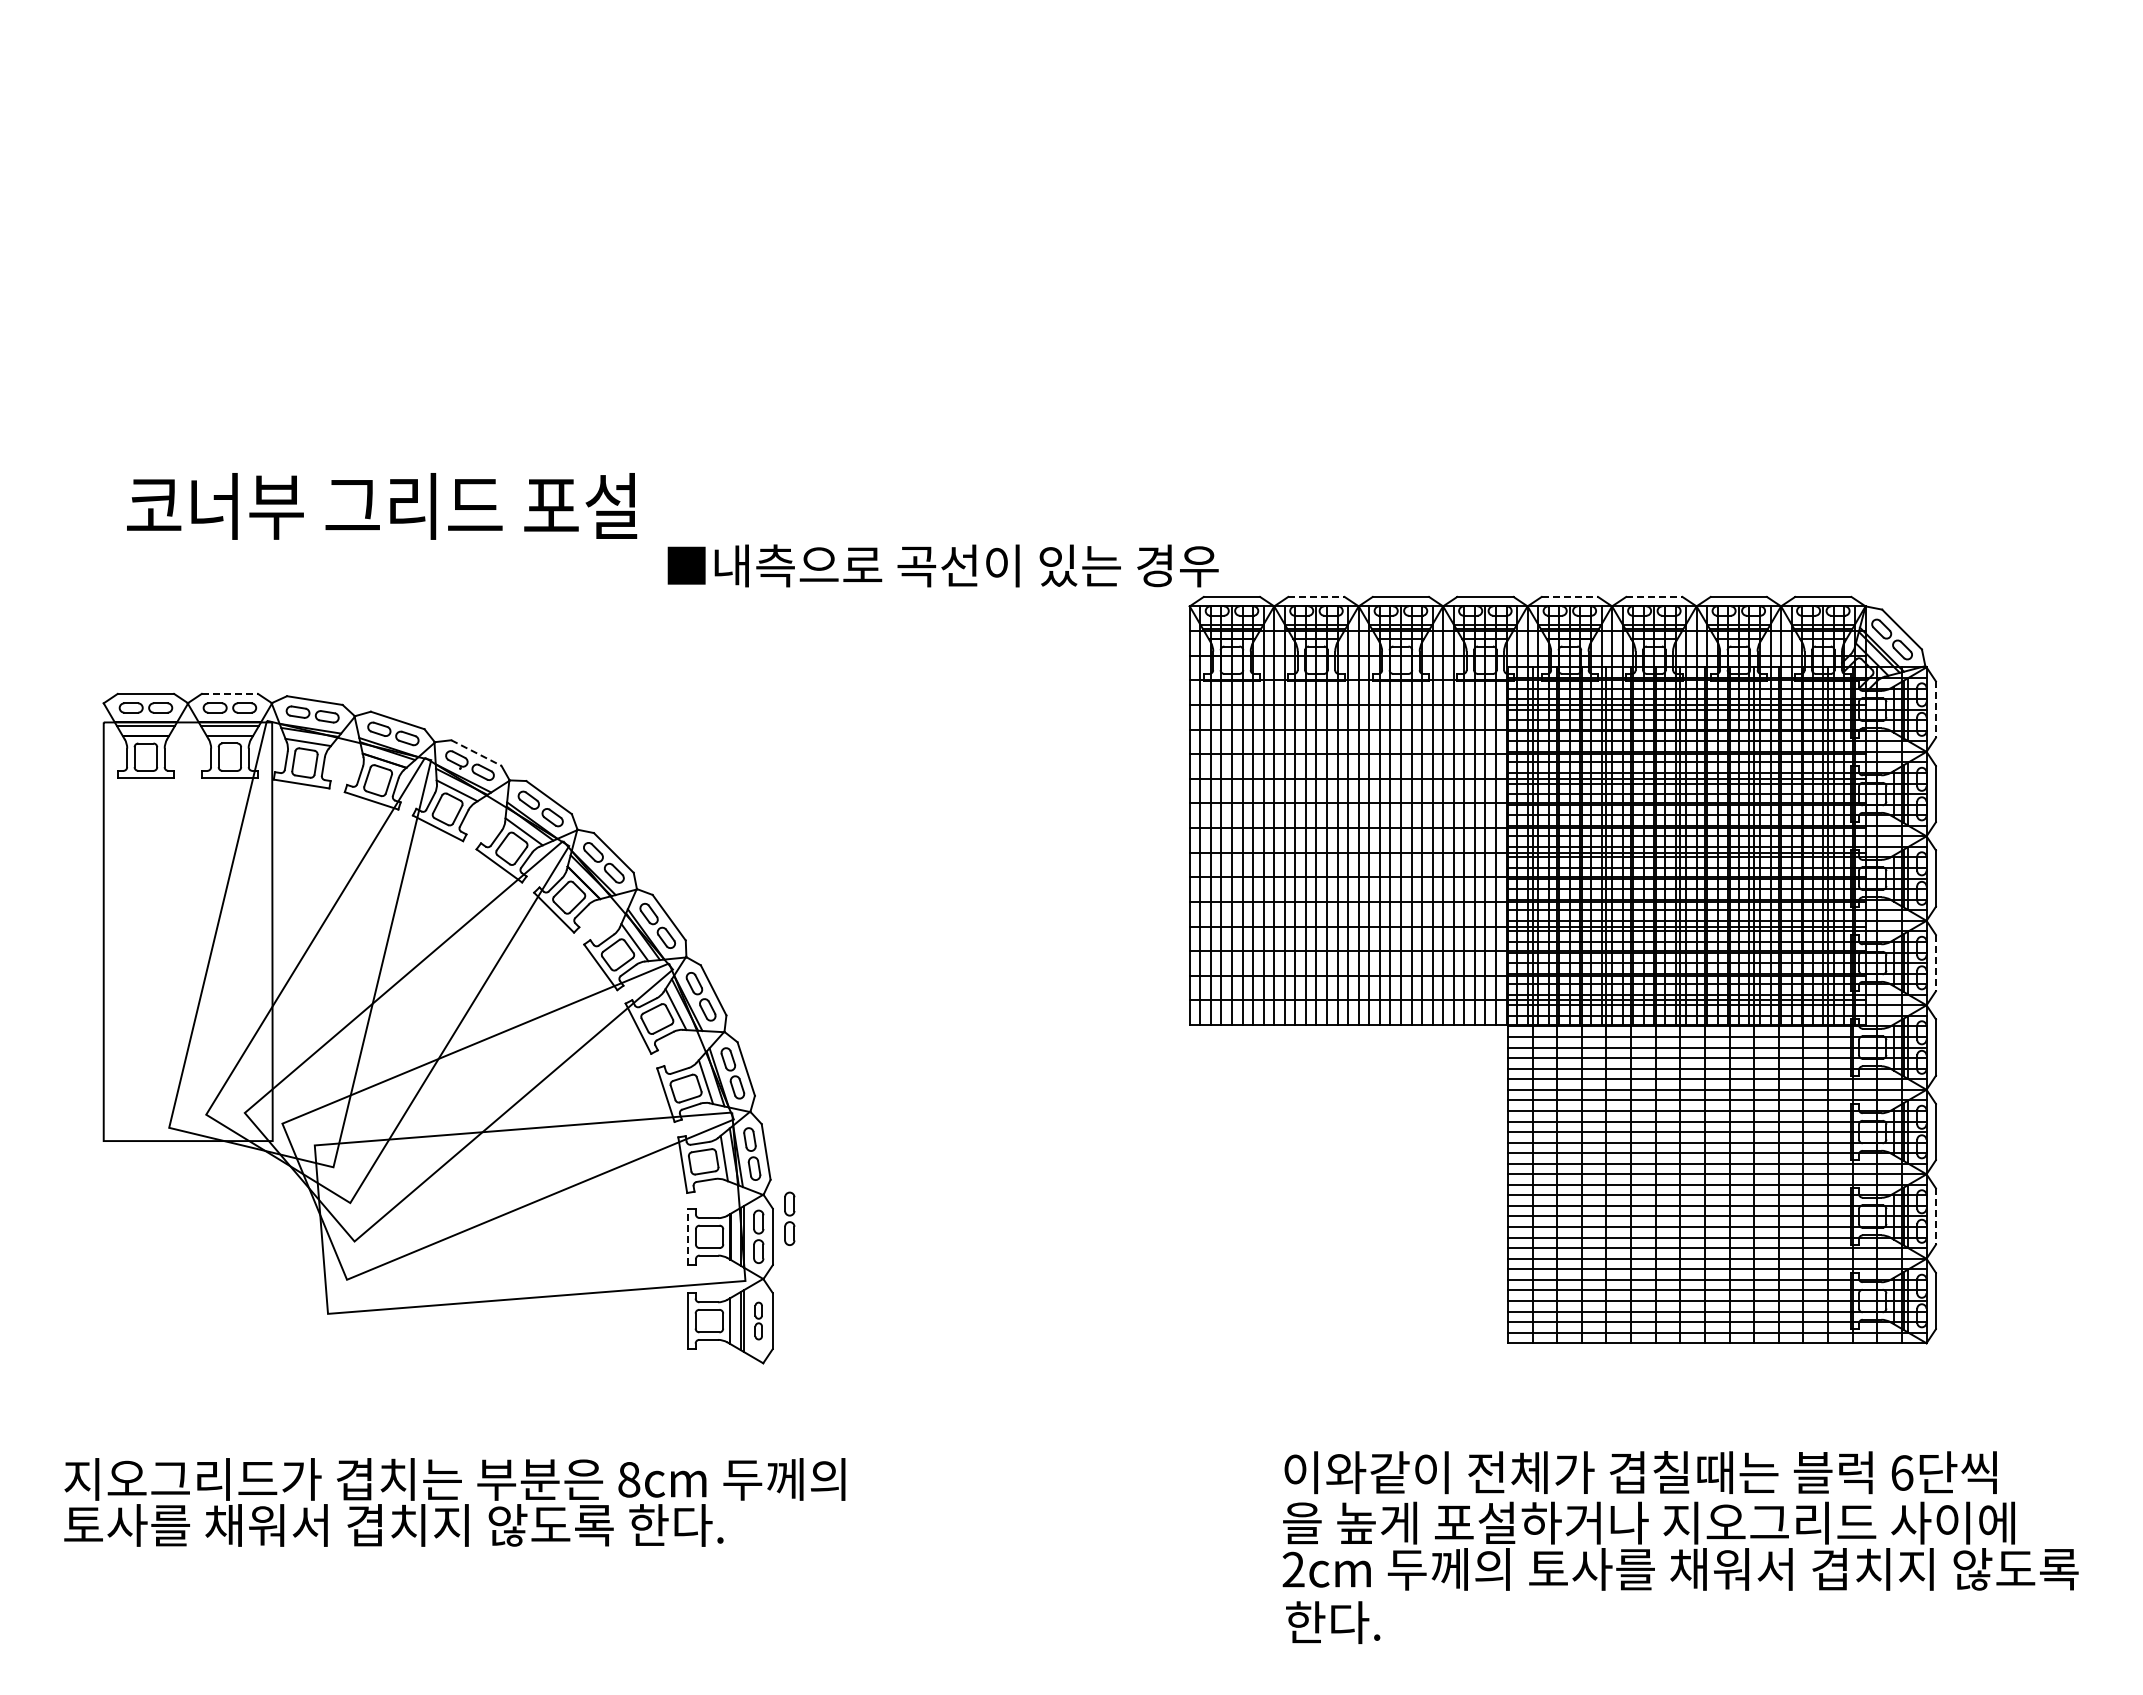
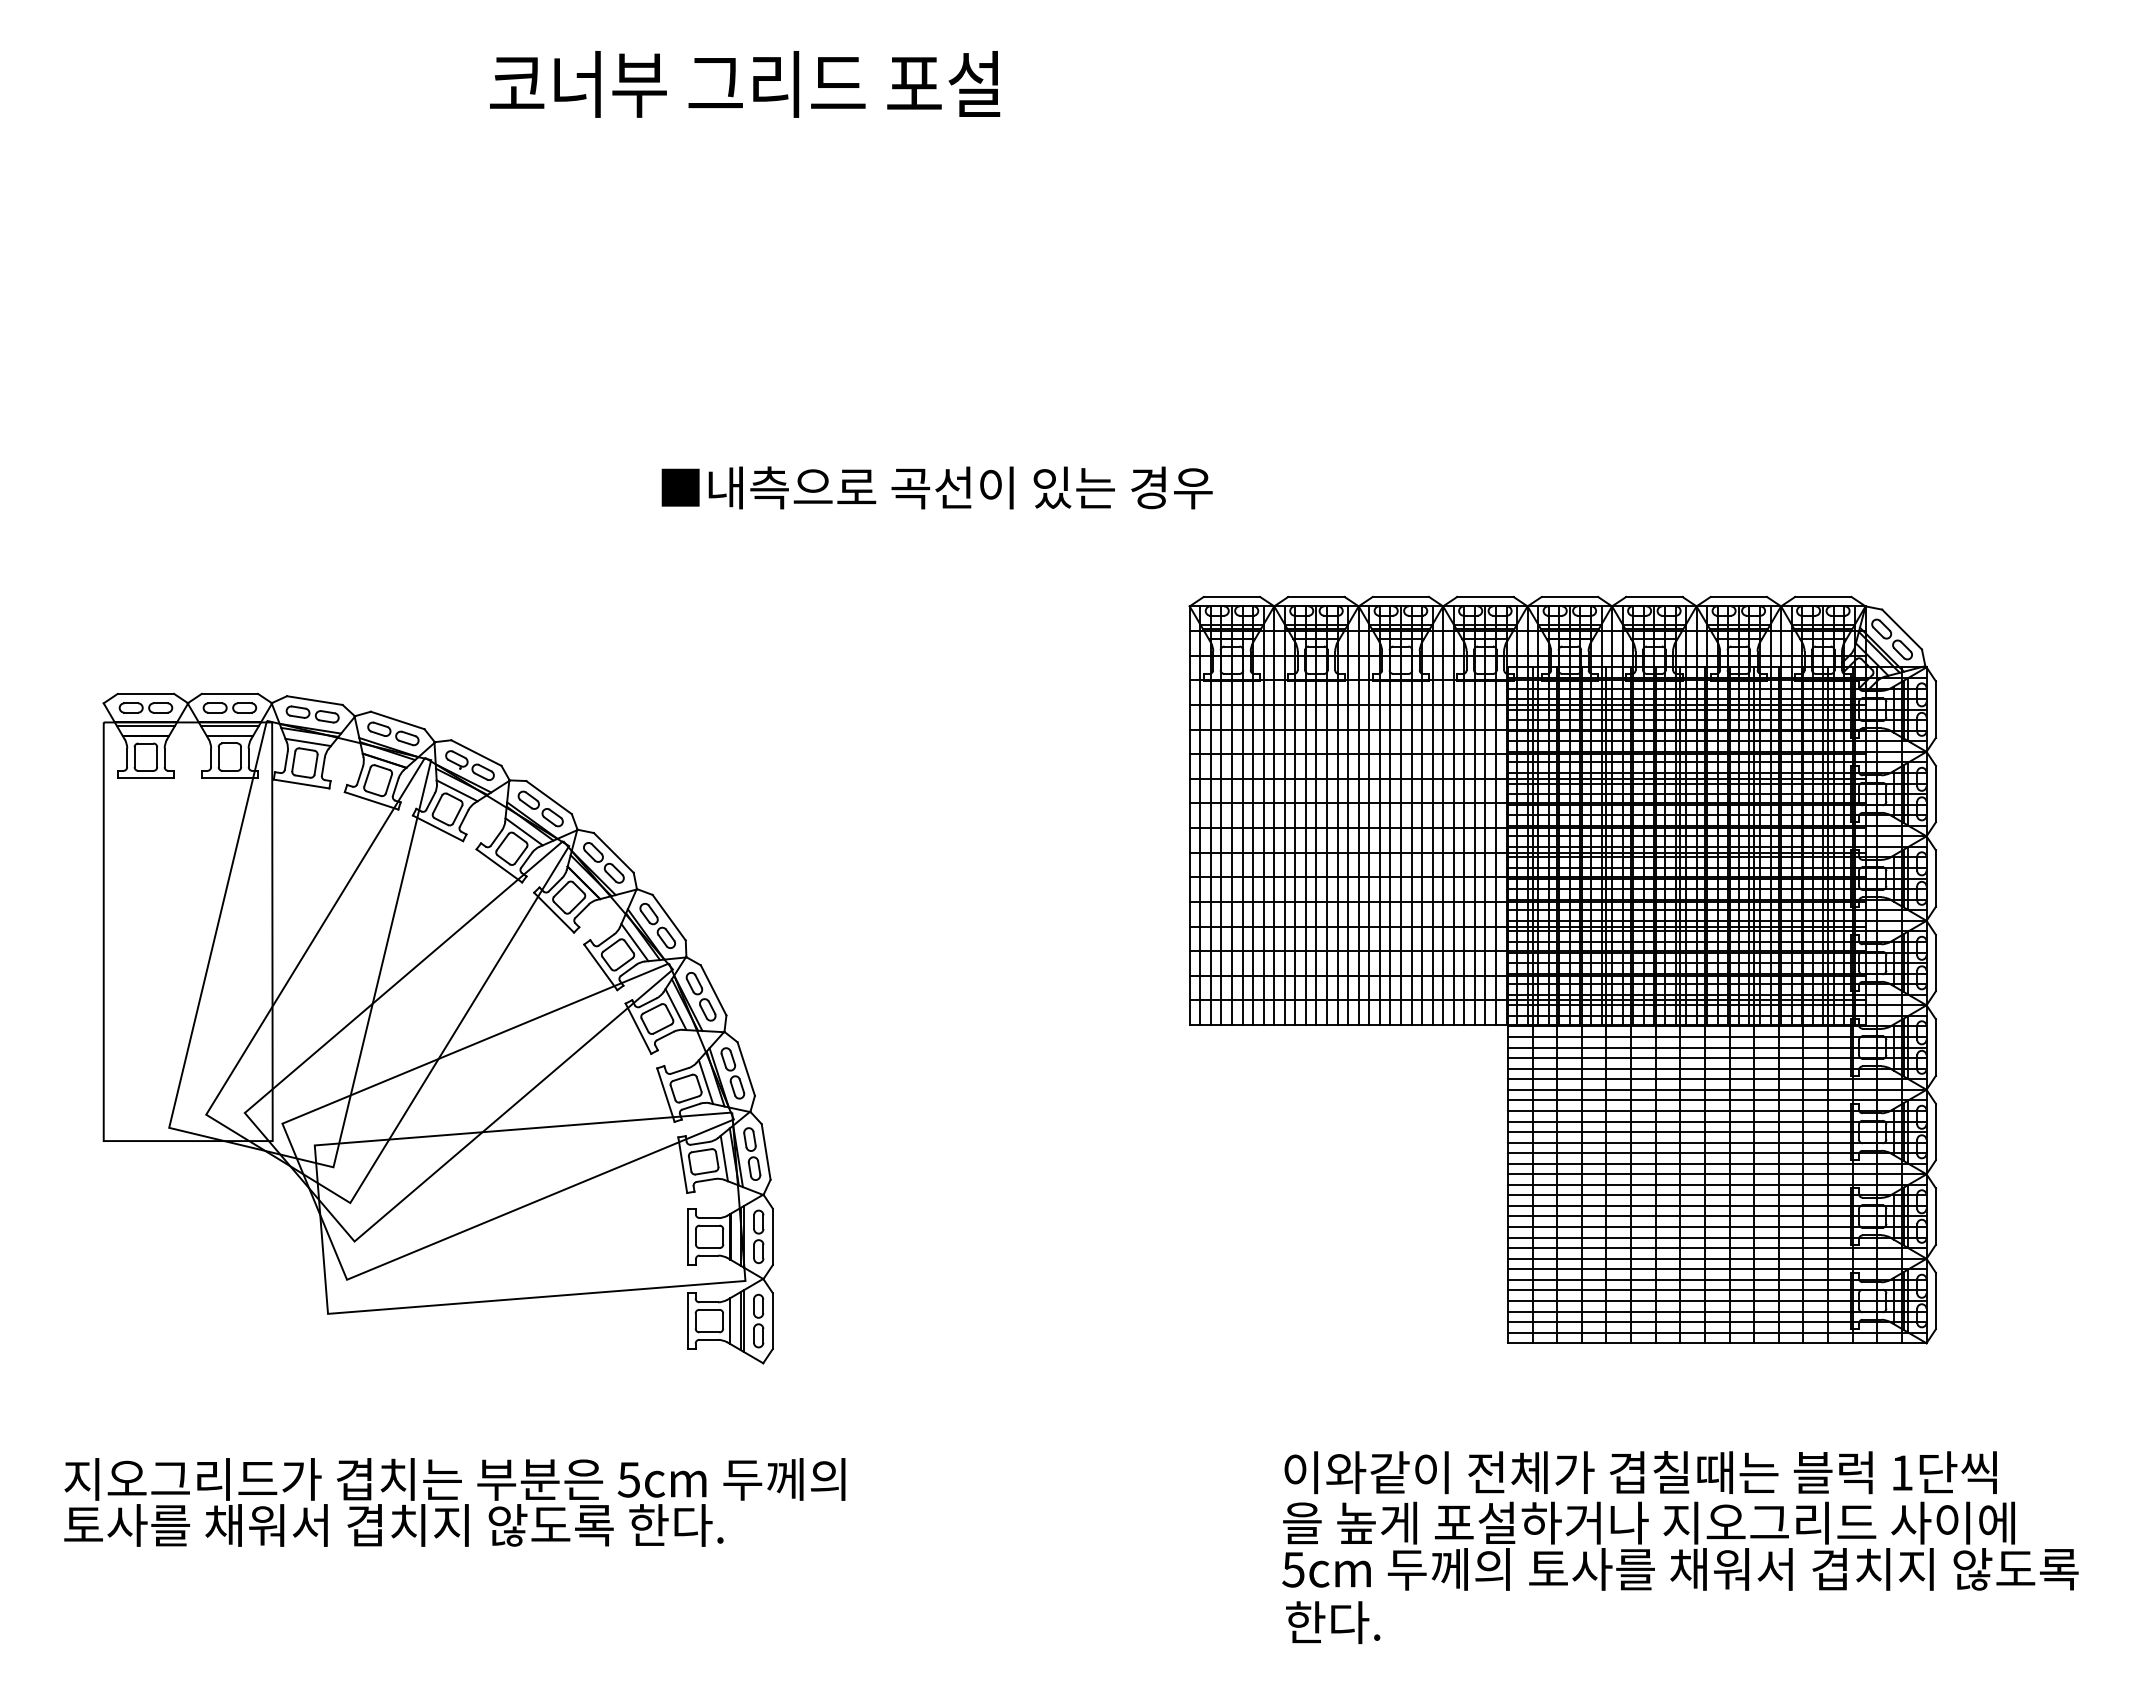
text position: (382, 506) -> (745, 84) (745, 84)
text position: (942, 565) -> (936, 487) (936, 487)
line: dashed -> solid (1316, 596)
line: dashed -> solid (1570, 596)
line: dashed -> solid (1654, 596)
line: dashed -> solid (230, 693)
line: dashed -> solid (1935, 710)
line: dashed -> solid (476, 753)
line: dashed -> solid (1935, 963)
line: dashed -> solid (1935, 1217)
part: present -> none (789, 1218)
line: dashed -> solid (688, 1236)
part size: 9x40 px -> 12x56 px (758, 1320)
text: 6 -> 1 (1902, 1472)
text: 8cm -> 5cm (628, 1479)
text: 2cm -> 5cm (1293, 1569)
